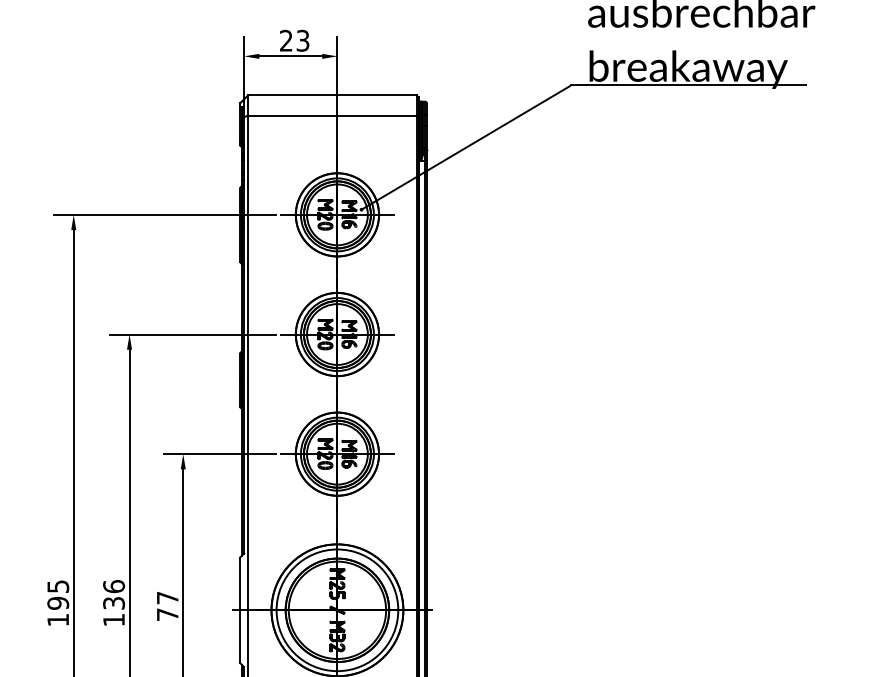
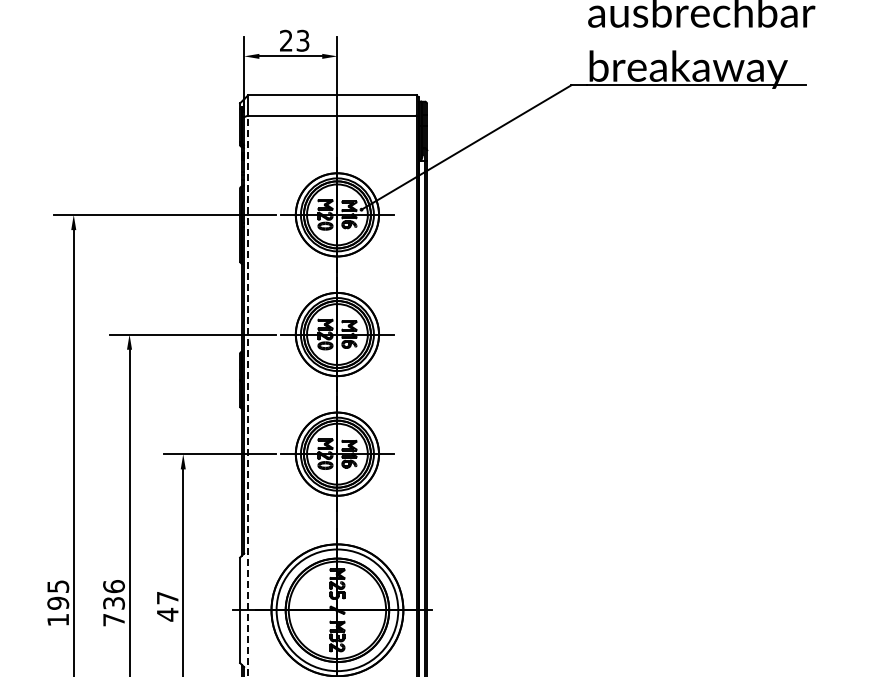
line: solid -> dashed (248, 395)
text: 77 -> 47 (167, 614)
text: 136 -> 736 (113, 620)
